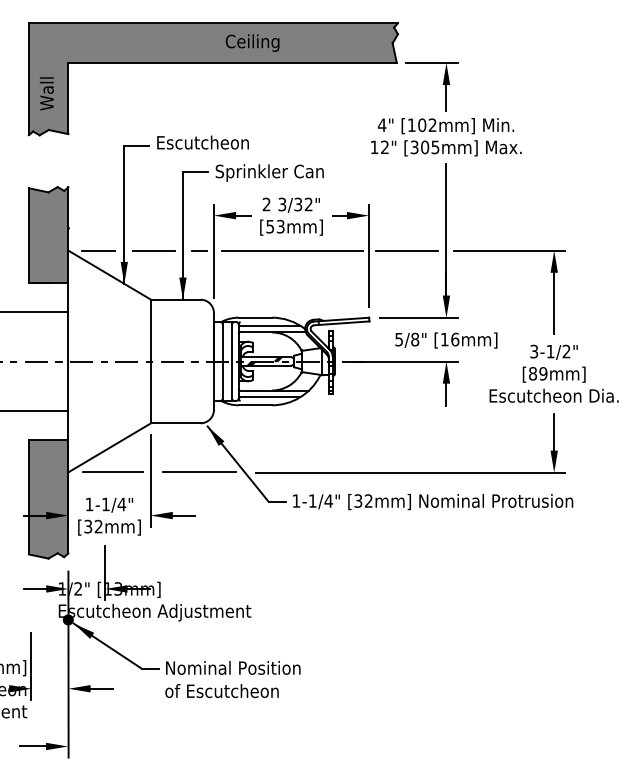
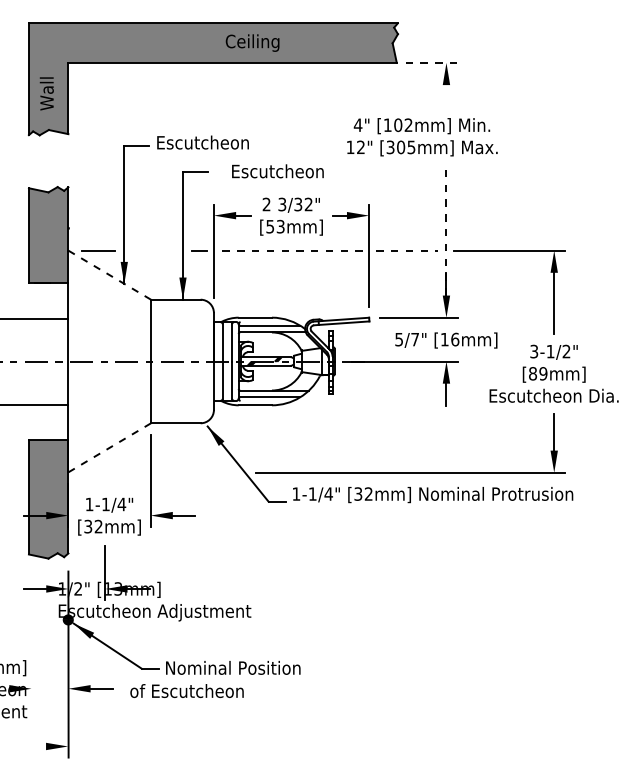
line: solid -> dashed (431, 62)
line: present -> none (446, 97)
text position: (446, 137) -> (422, 137) (422, 137)
text: Sprinkler Can -> Escutcheon (264, 172)
line: solid -> dashed (446, 229)
line: present -> none (153, 250)
line: solid -> dashed (293, 250)
line: solid -> dashed (407, 250)
line: solid -> dashed (110, 275)
line position: (35, 312) -> (35, 319) (35, 319)
text: 5/8" -> 5/7" (415, 339)
line position: (35, 410) -> (35, 404) (35, 404)
line: solid -> dashed (110, 447)
line: present -> none (112, 472)
line: present -> none (199, 472)
text position: (433, 502) -> (433, 495) (433, 495)
line: present -> none (31, 665)
text position: (221, 690) -> (186, 690) (186, 690)
line: present -> none (32, 746)
